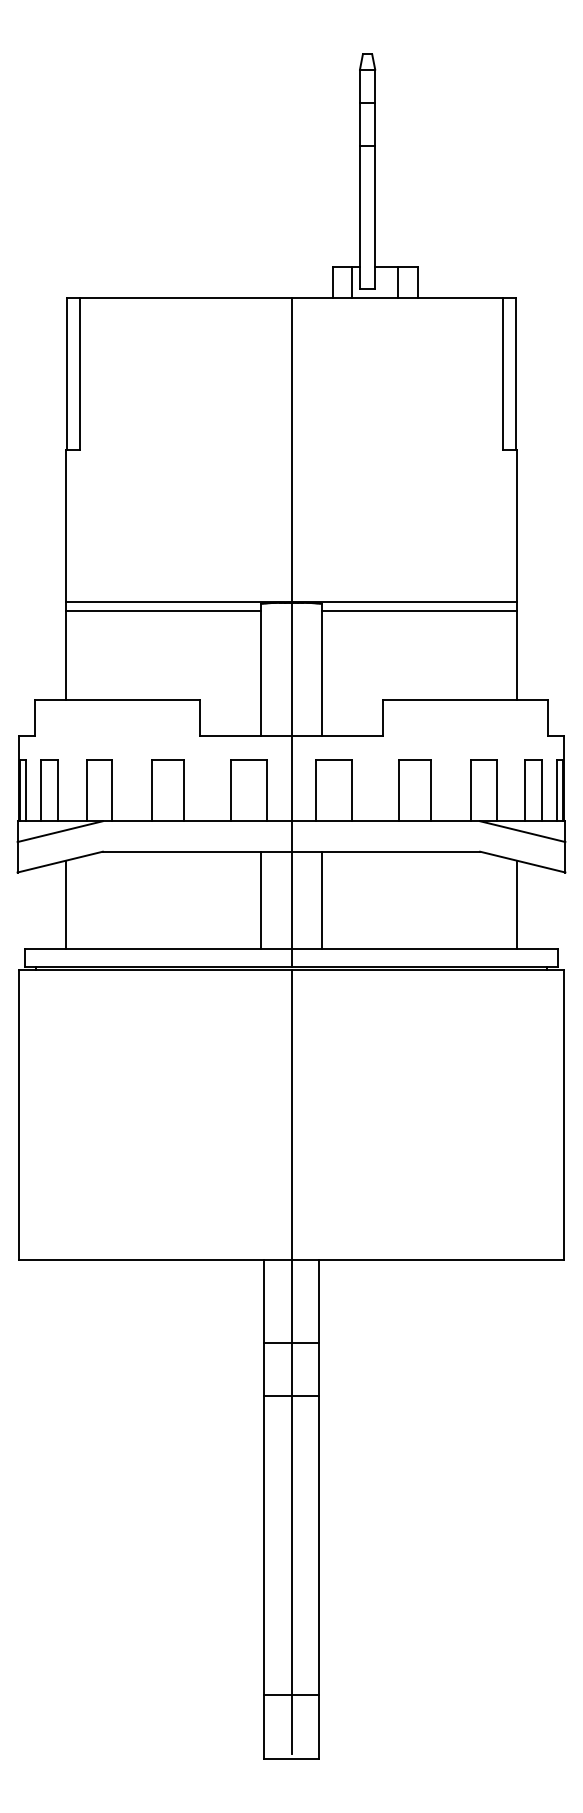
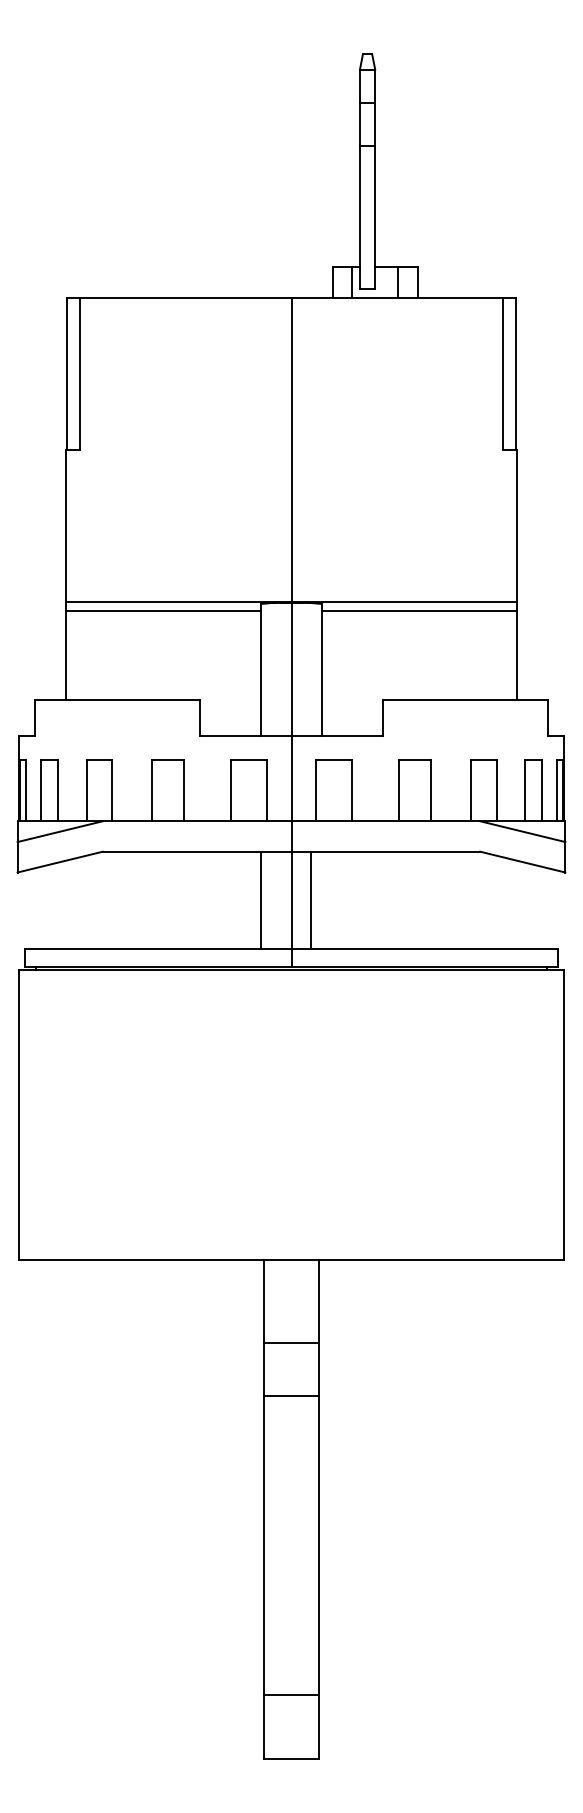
line position: (321, 900) -> (310, 900) (310, 900)
line: present -> none (66, 904)
line: present -> none (516, 904)
line: present -> none (291, 1362)
